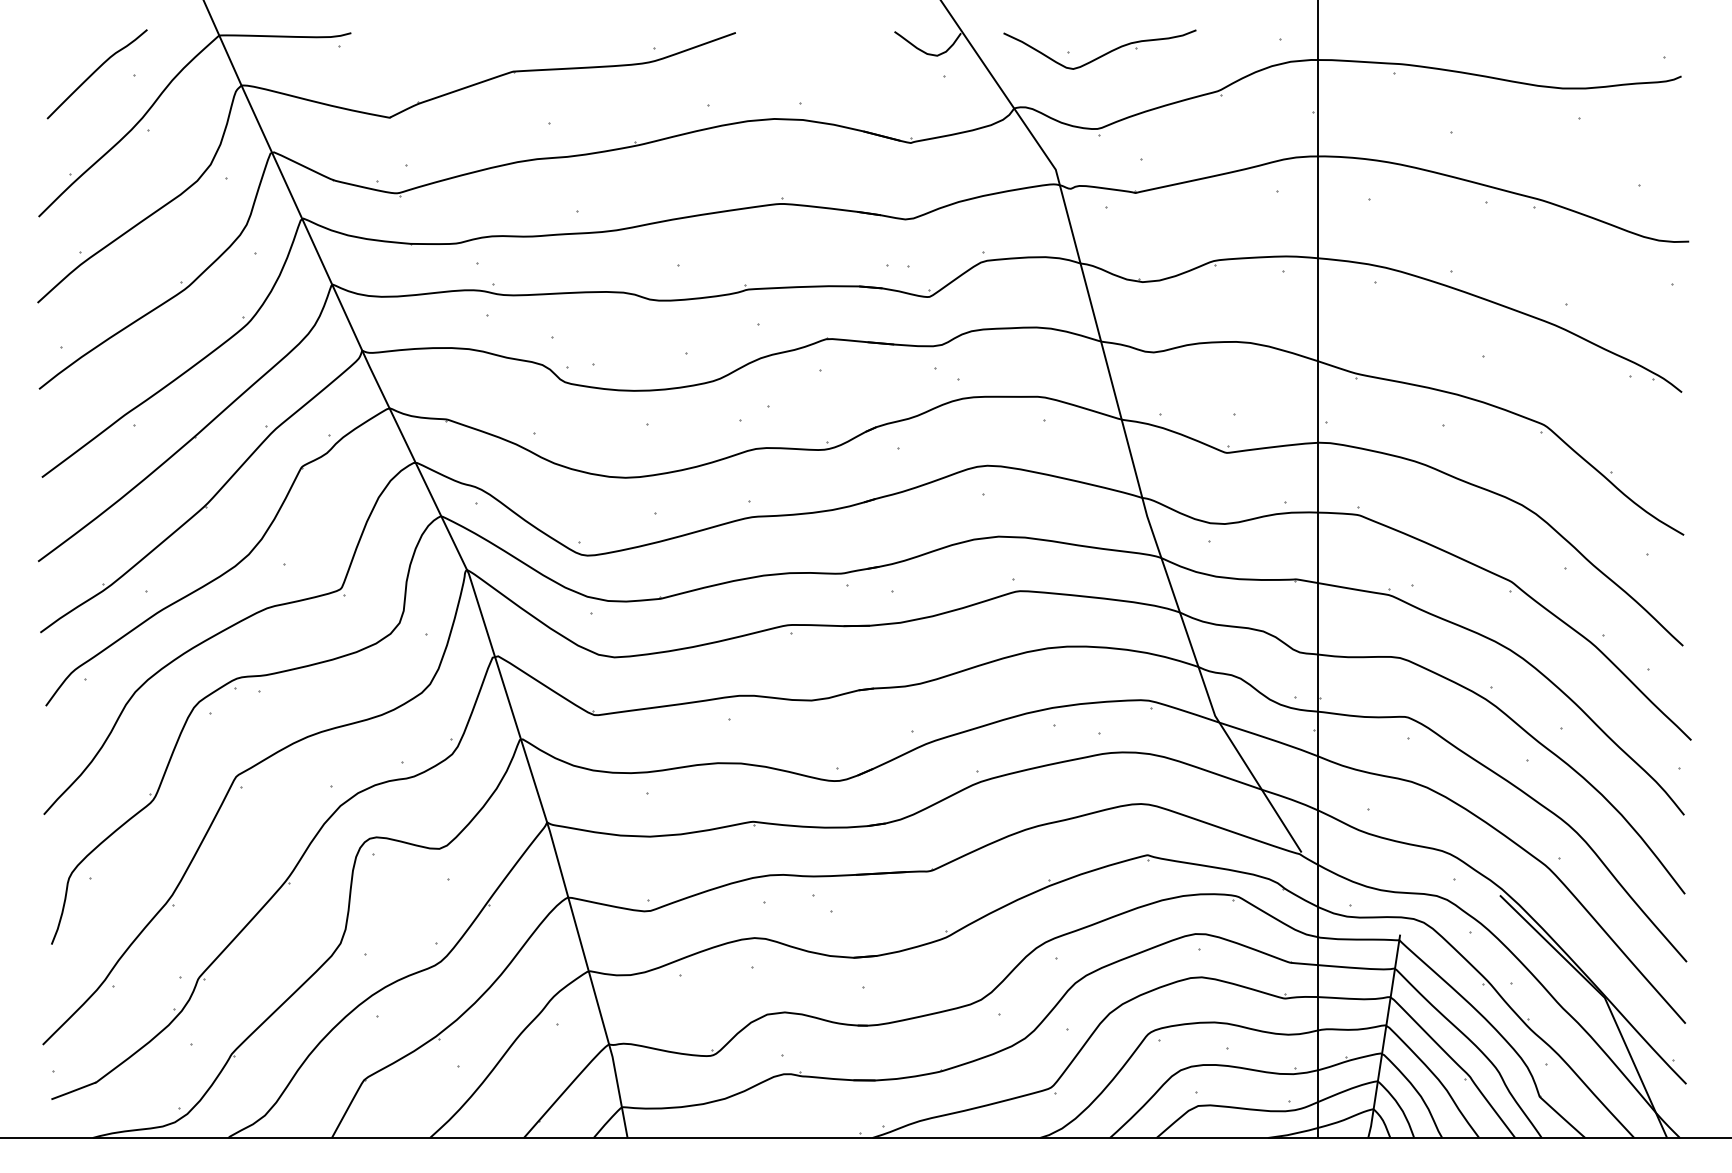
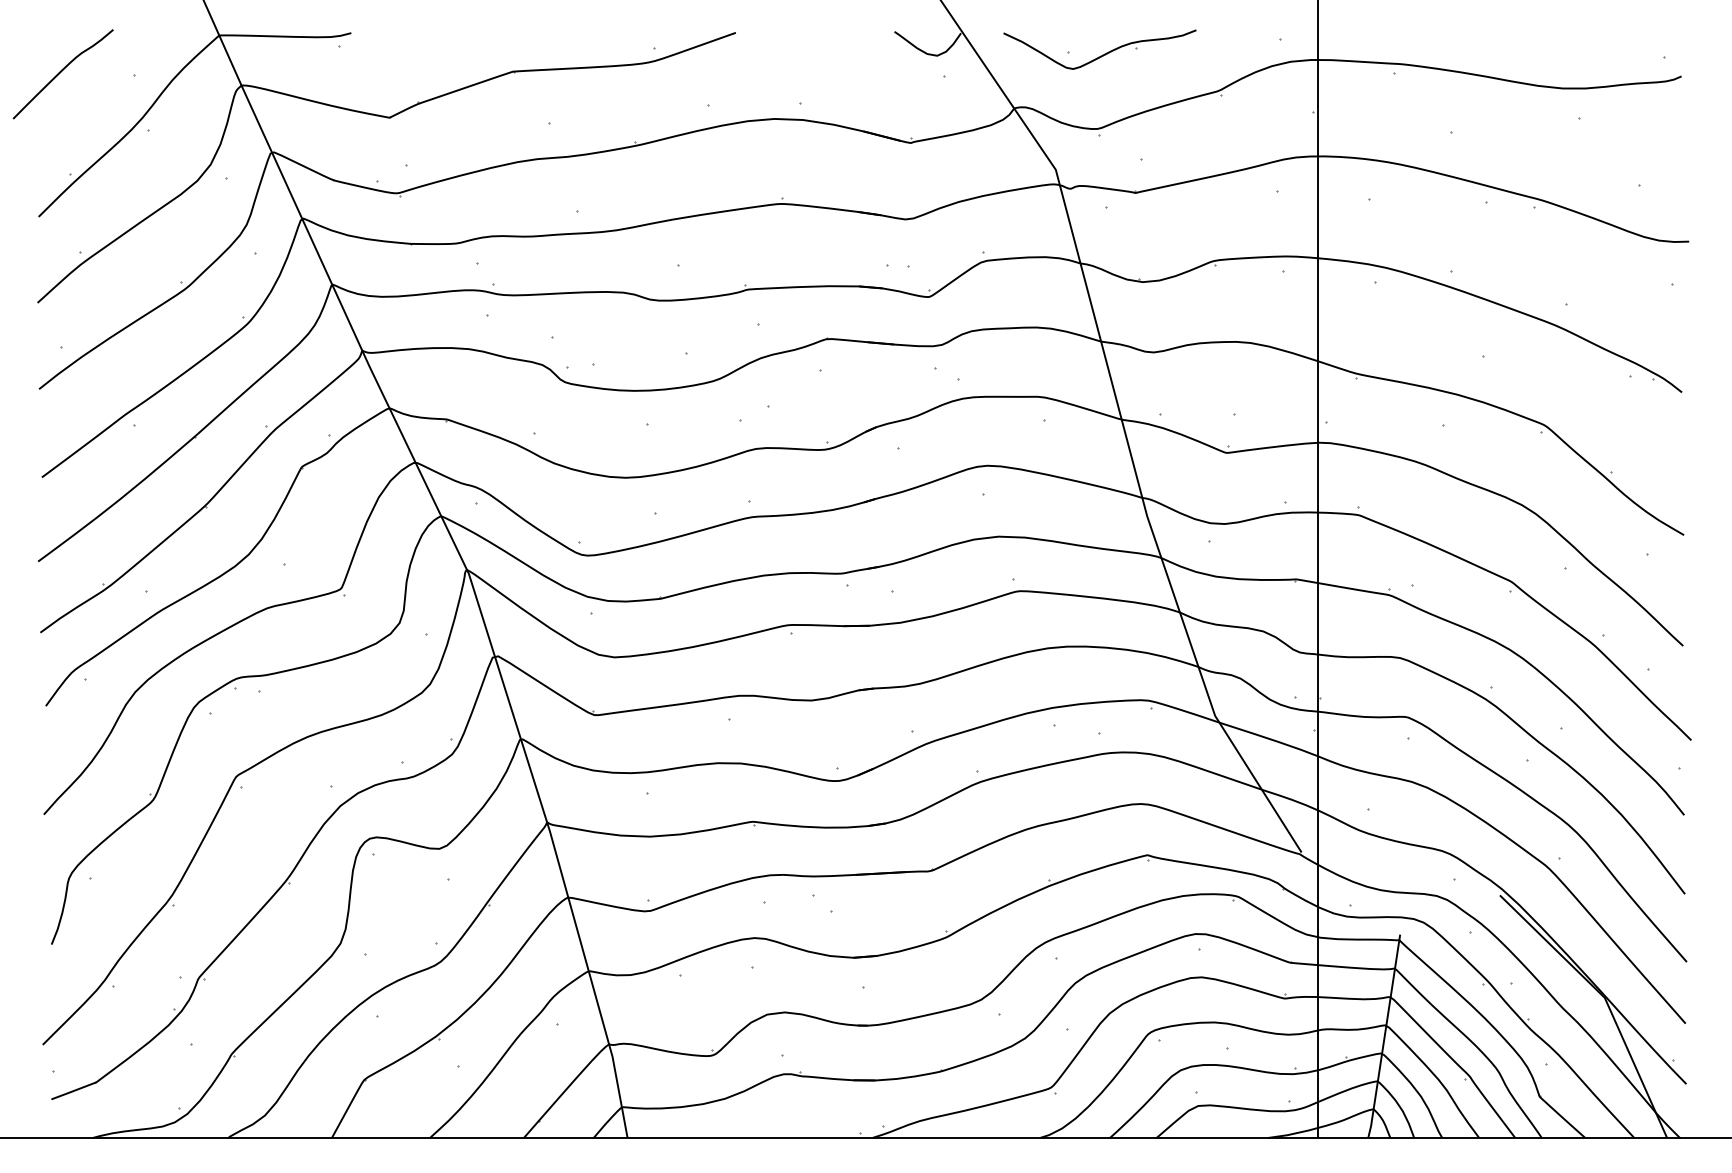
curve position: (95, 72) -> (61, 72) (61, 72)
